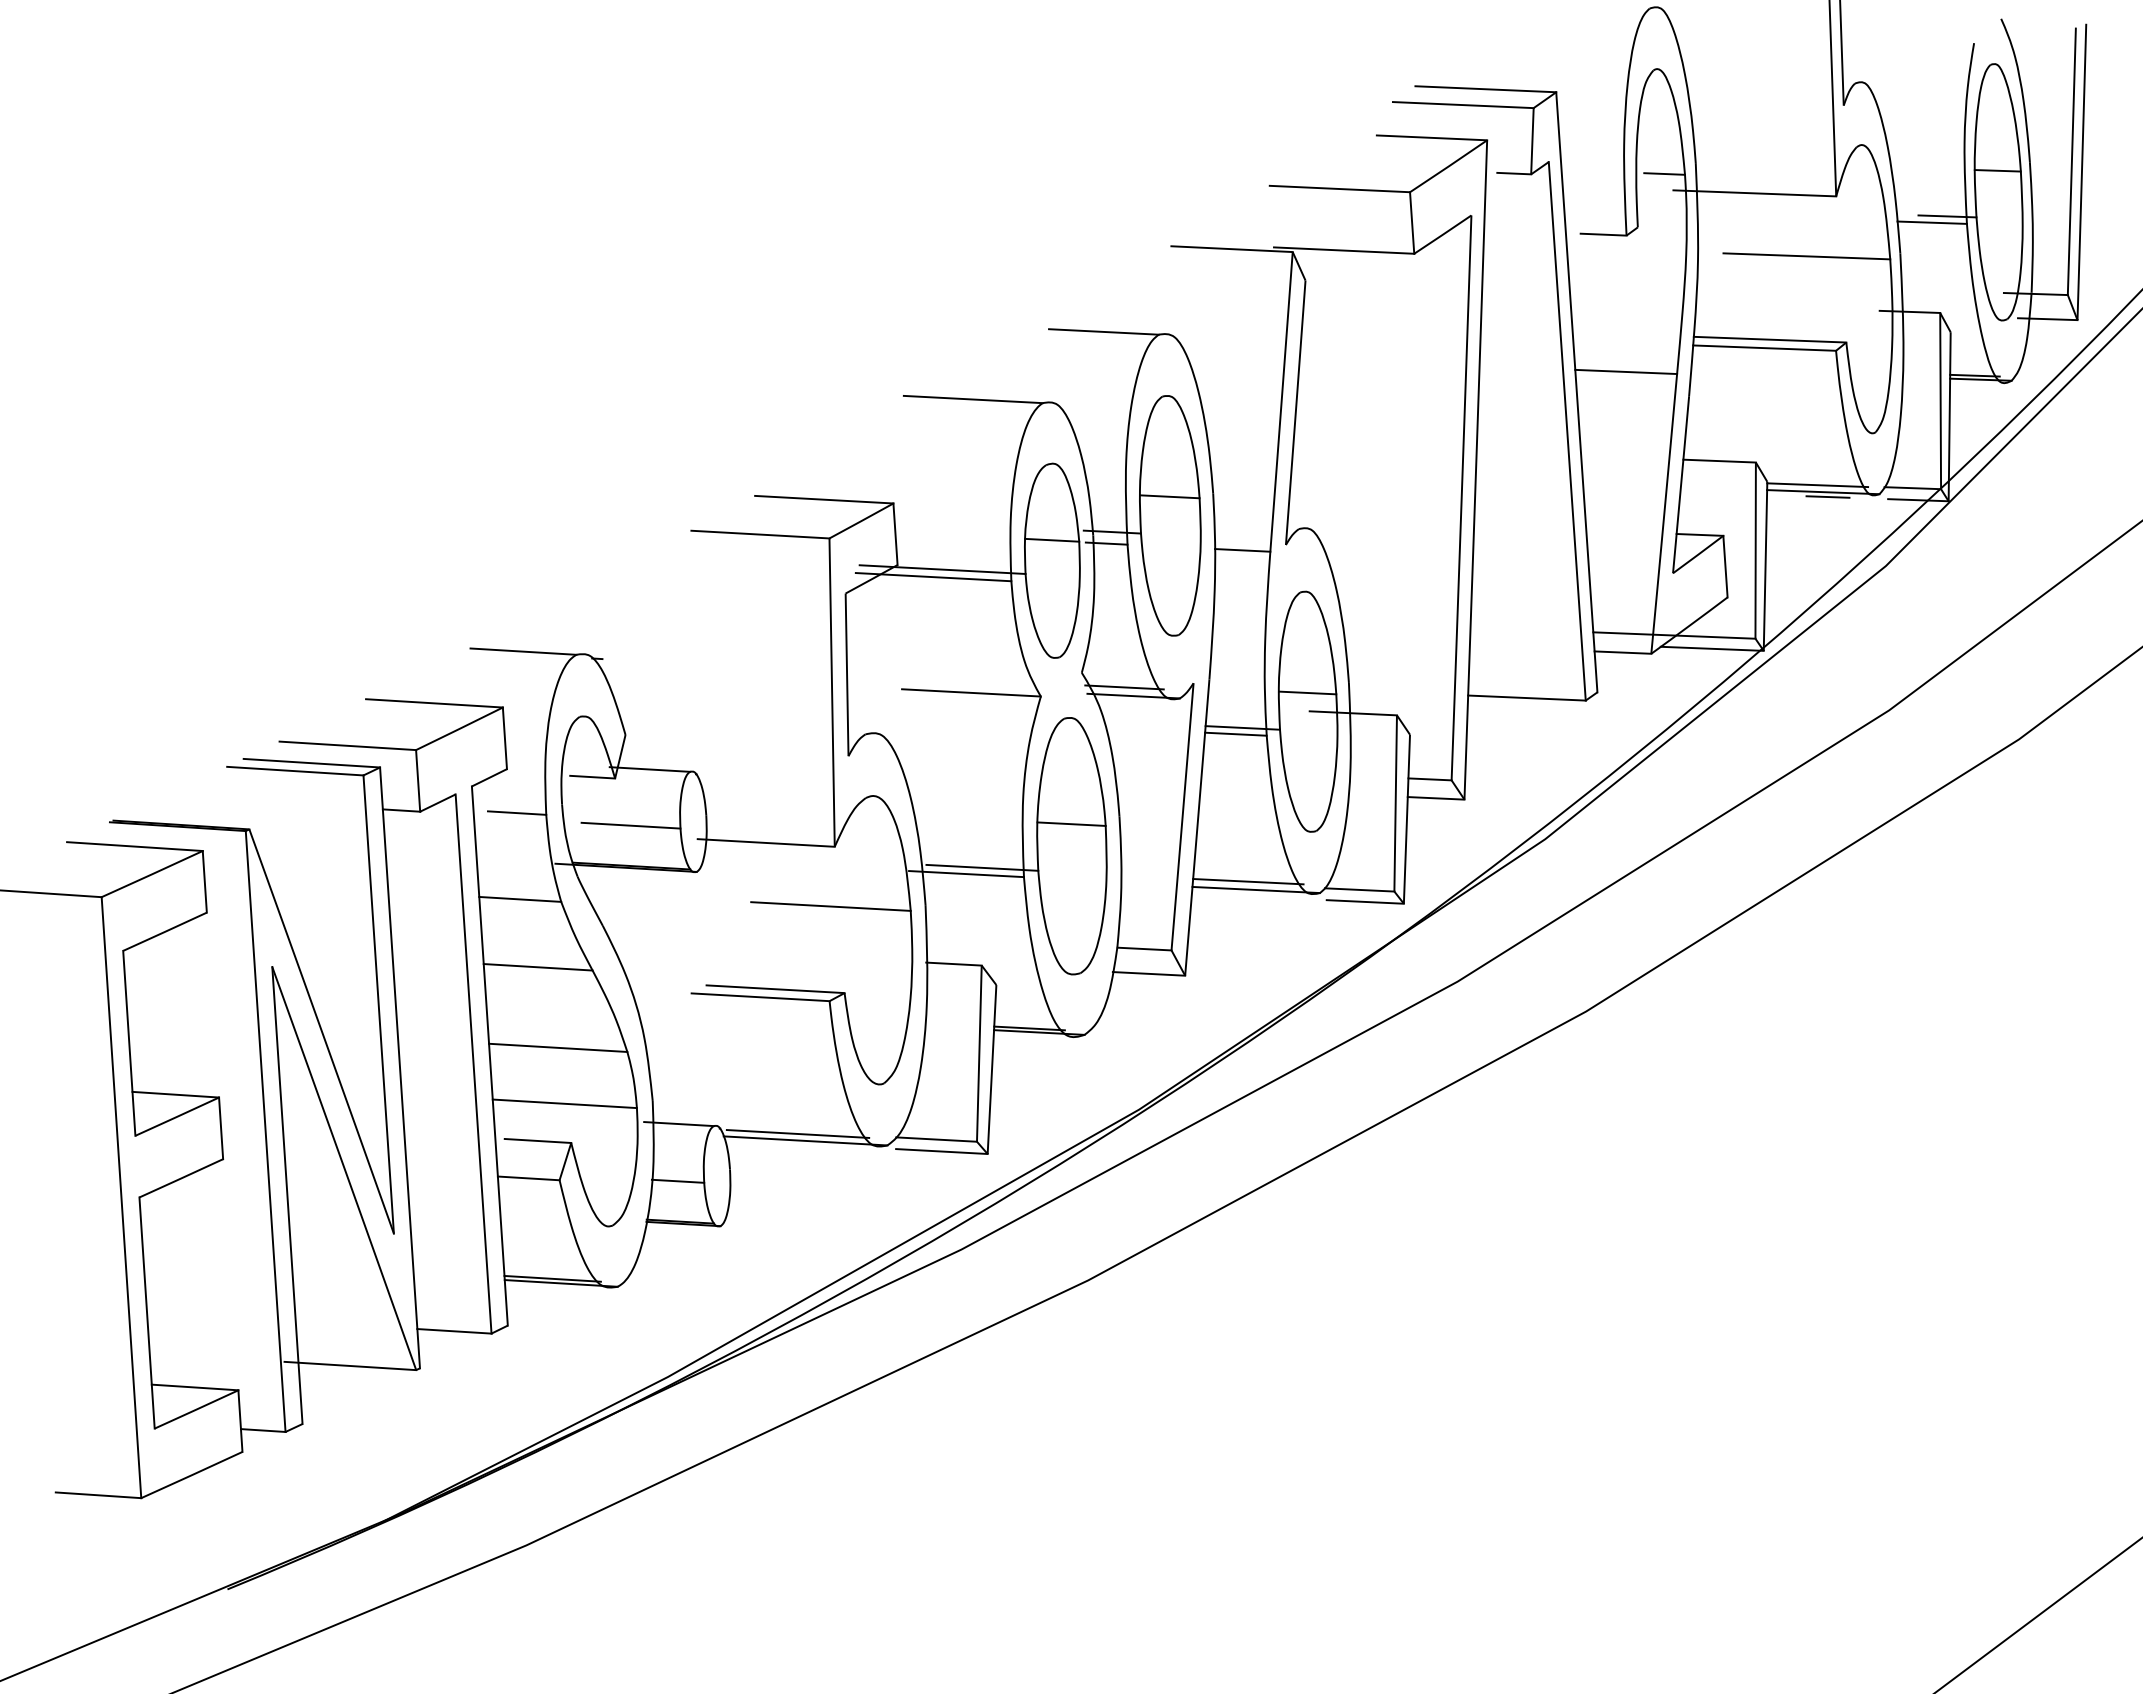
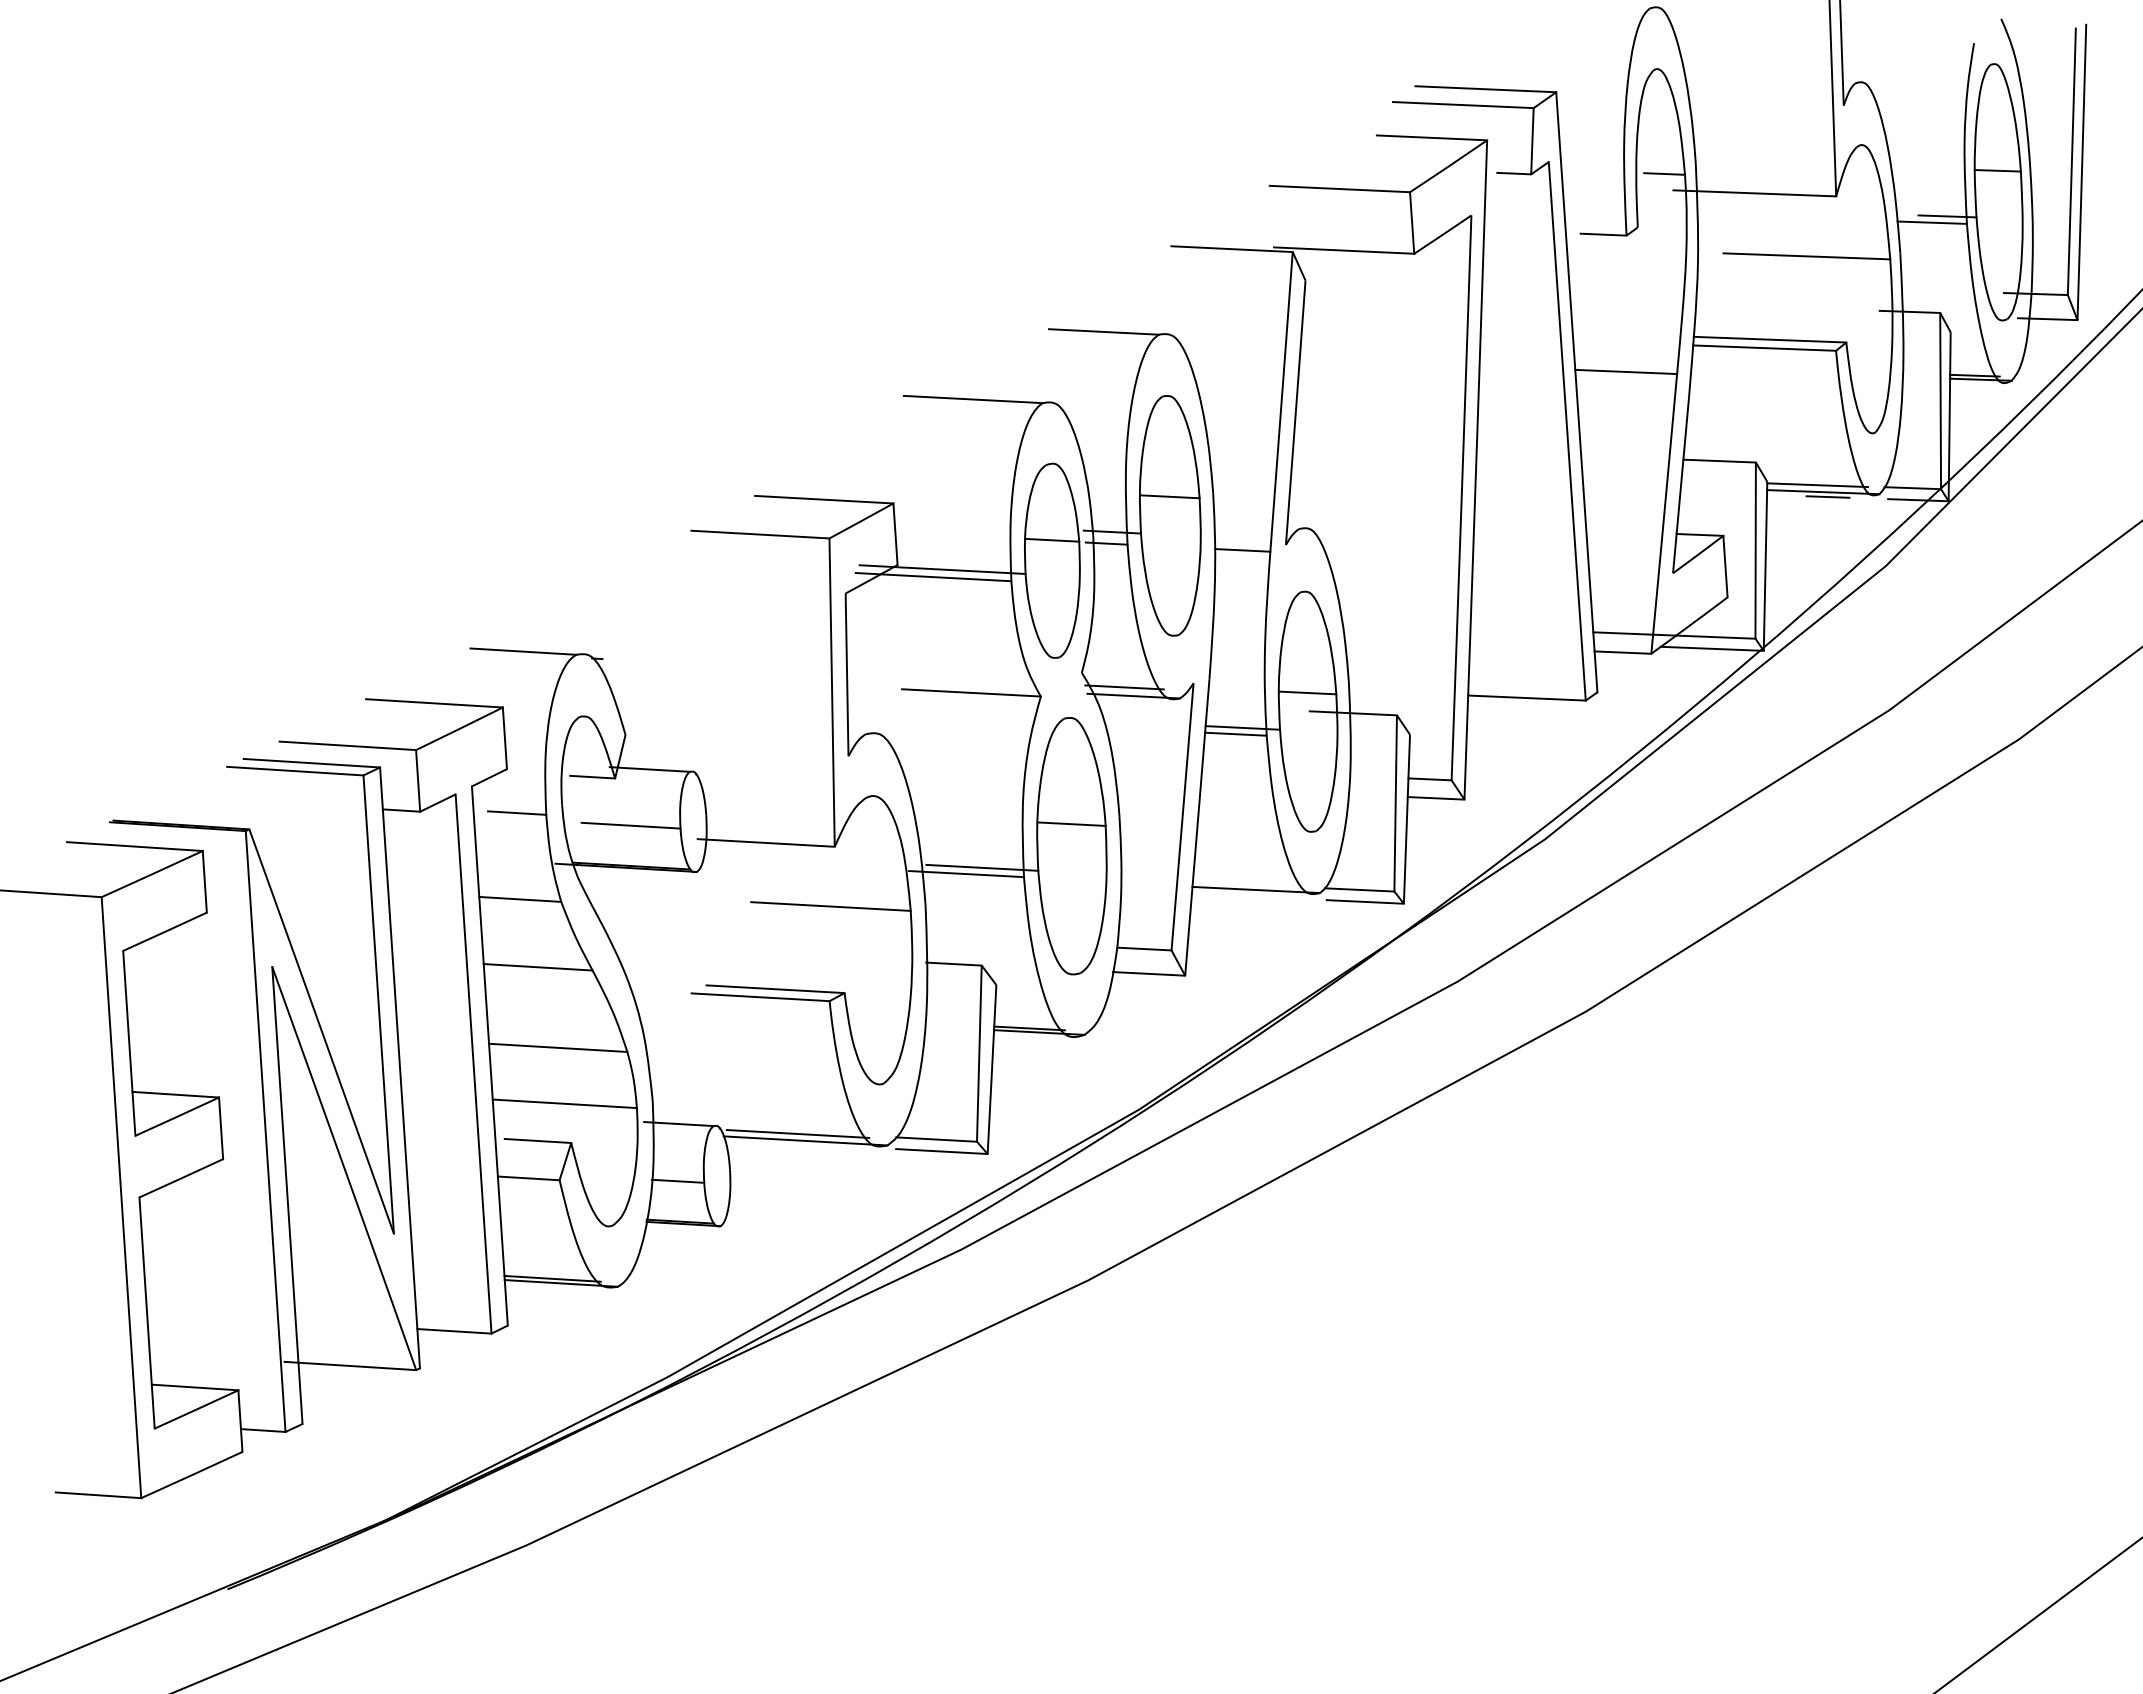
line: present -> none (1248, 881)
